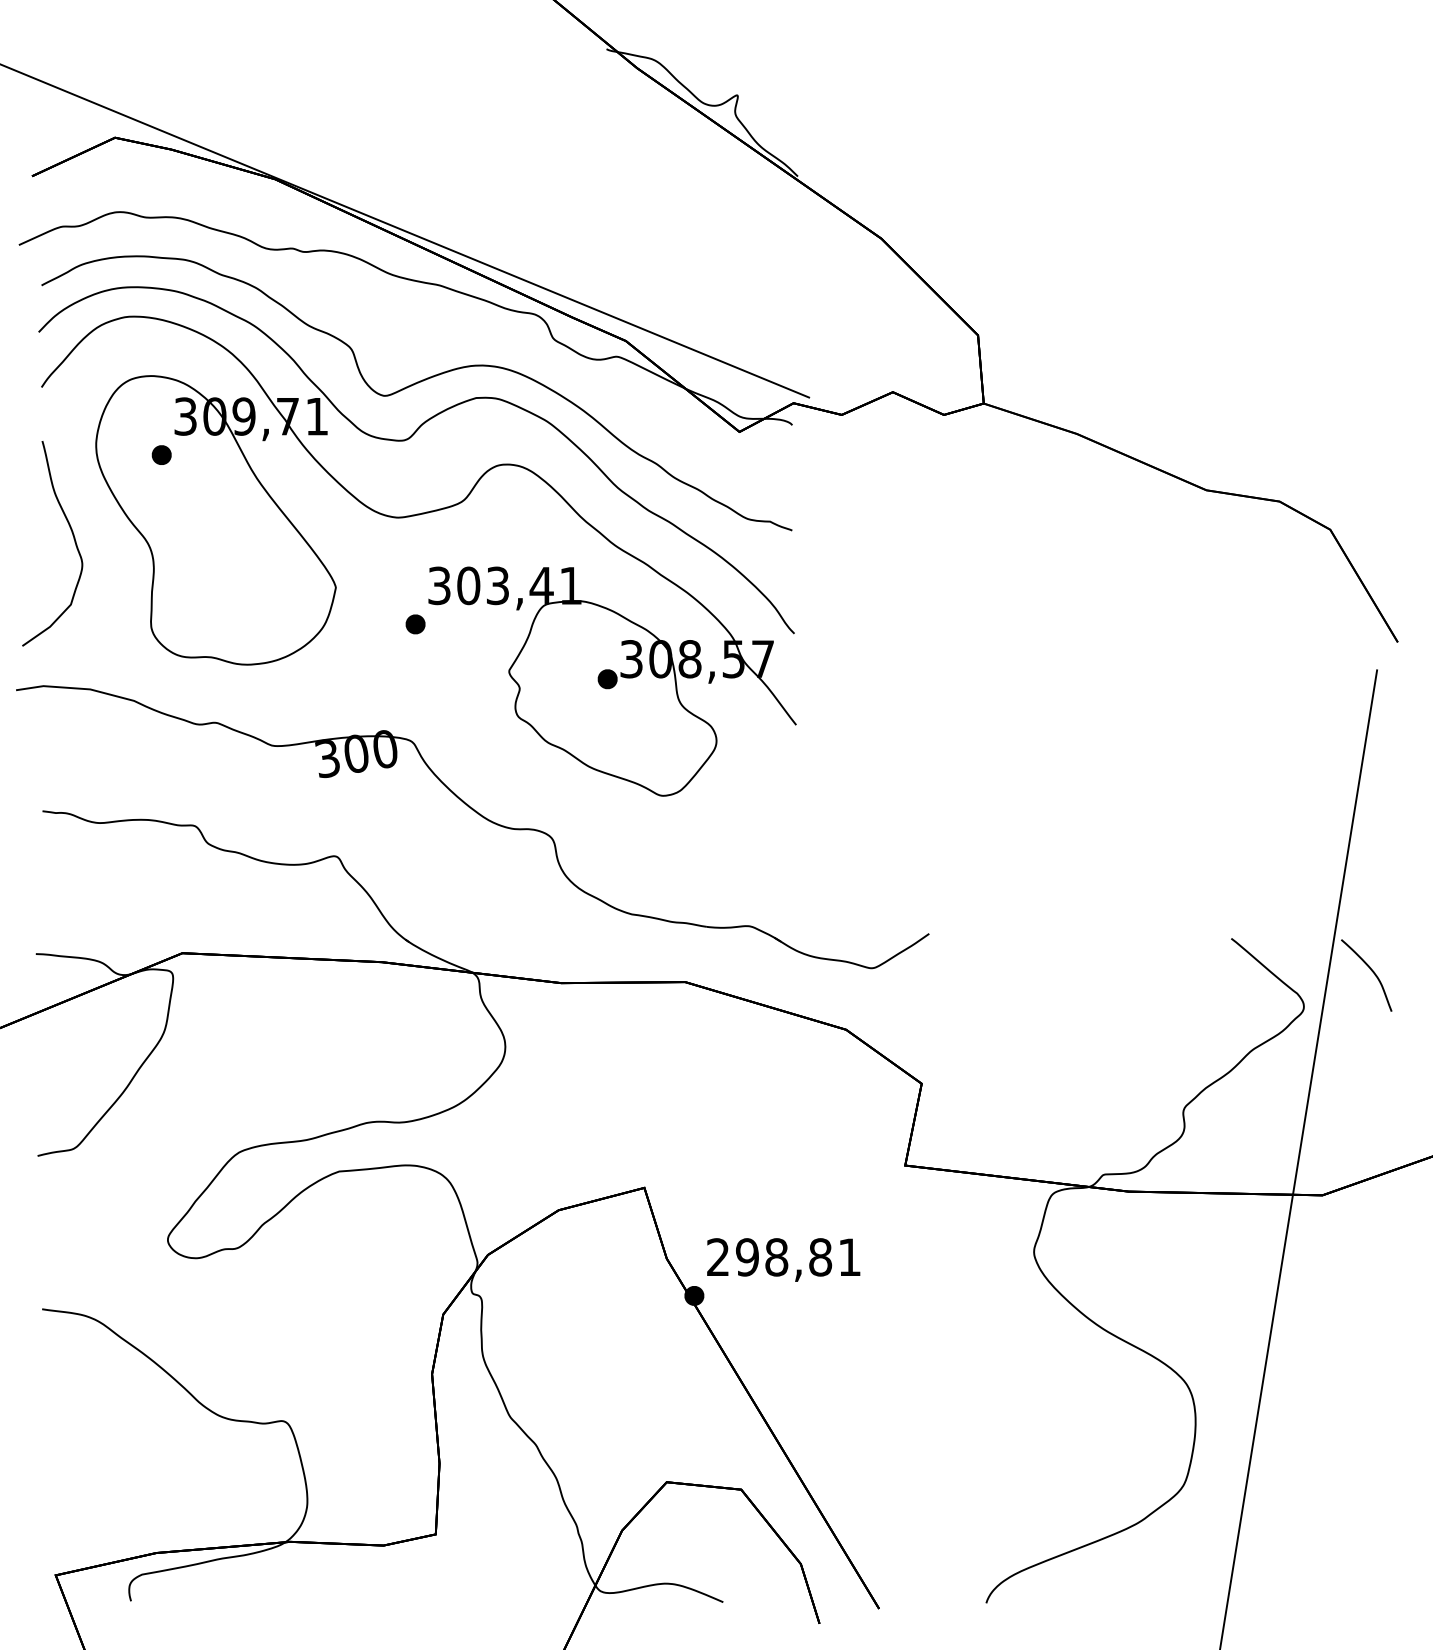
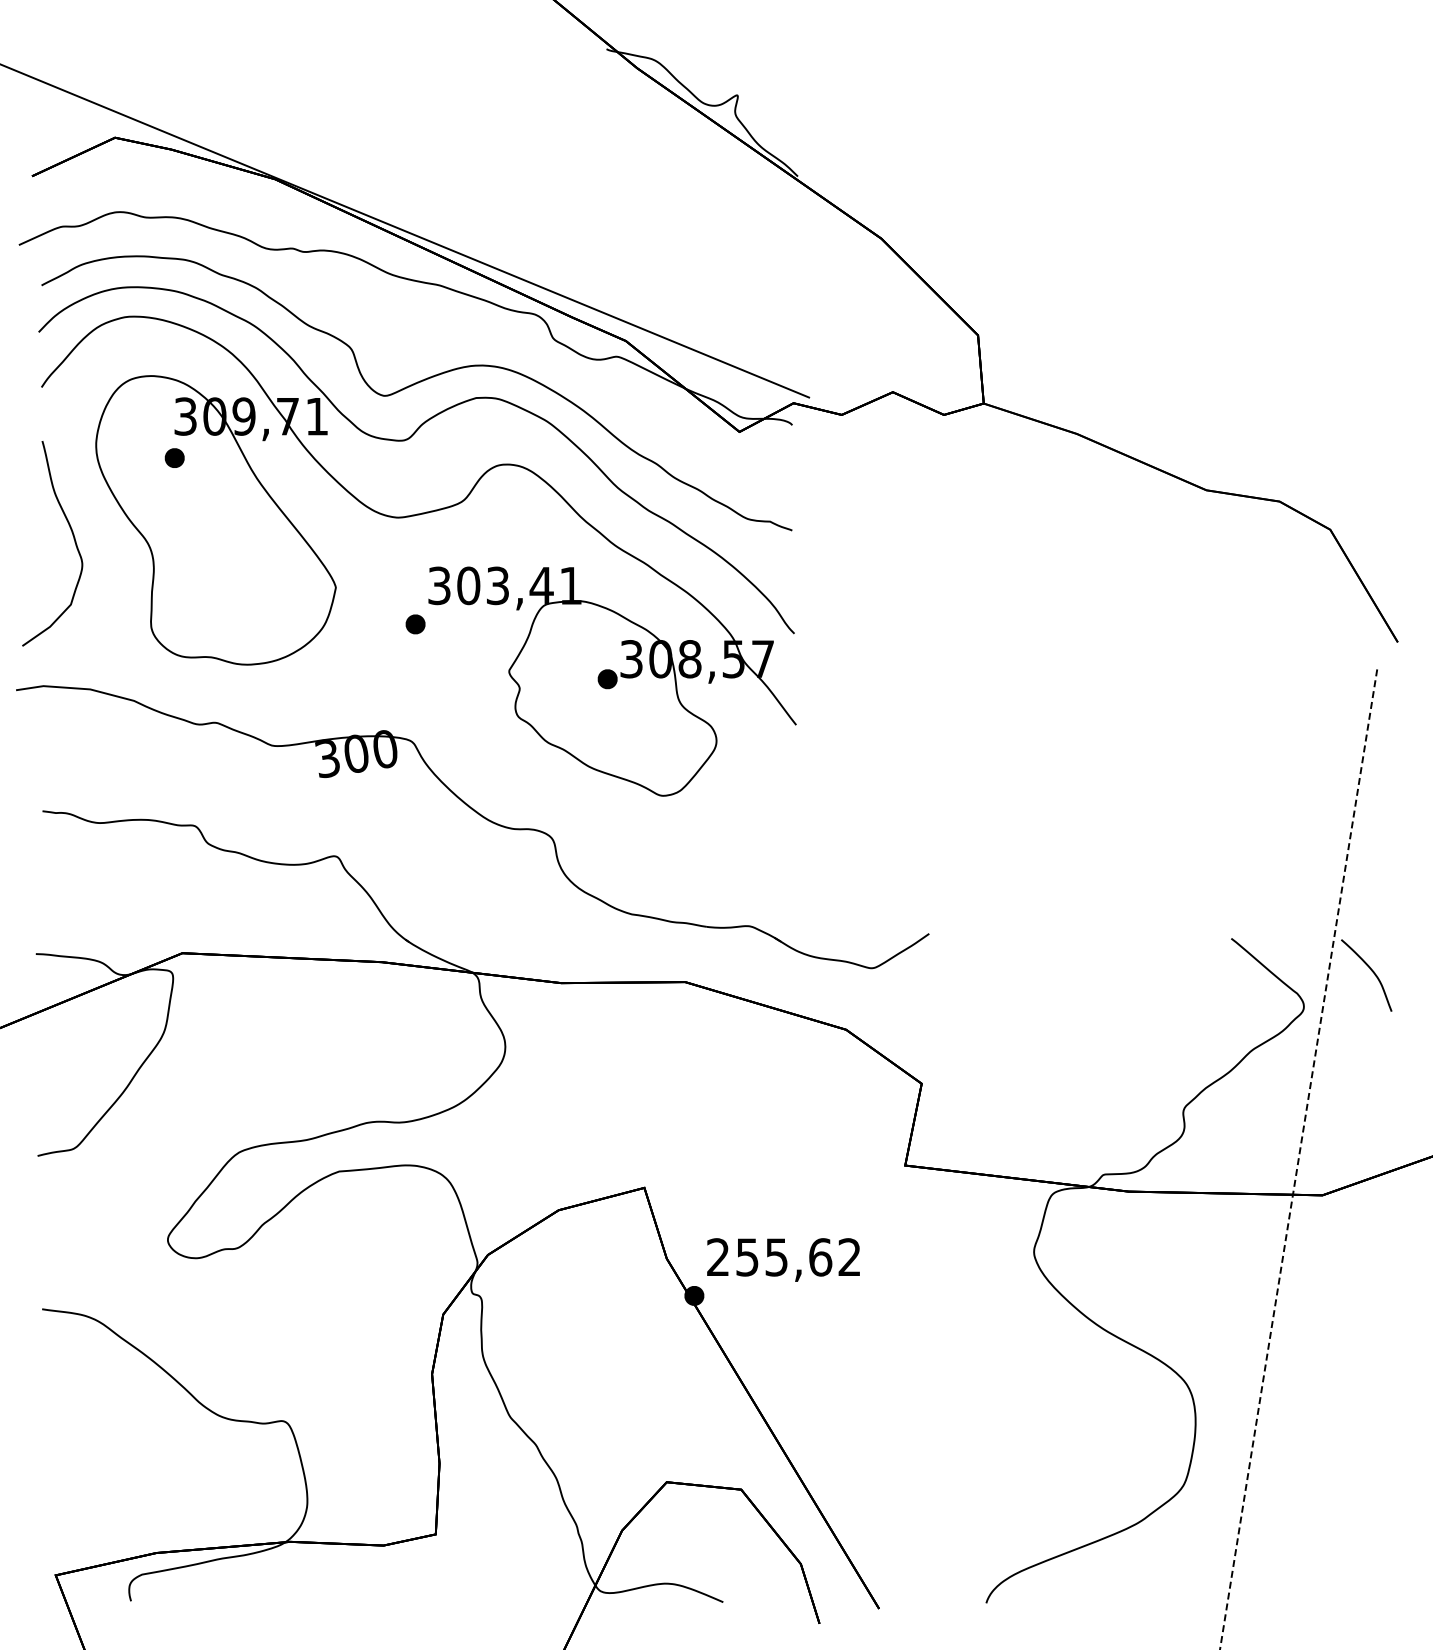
part position: (161, 454) -> (174, 457) (174, 457)
line: solid -> dashed (1298, 1159)
text: 298,81 -> 255,62 (798, 1257)
